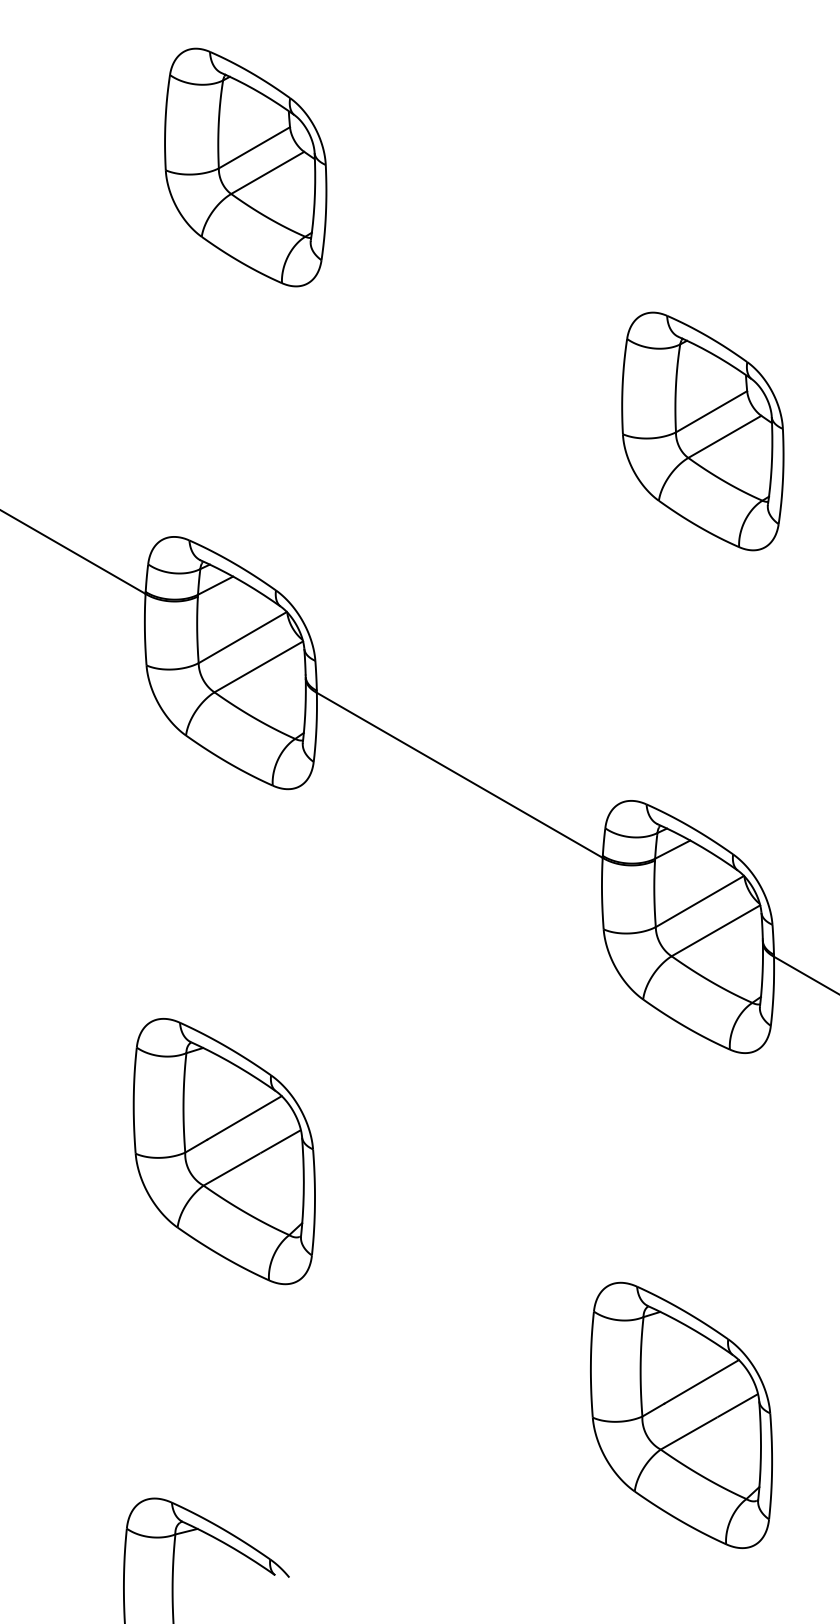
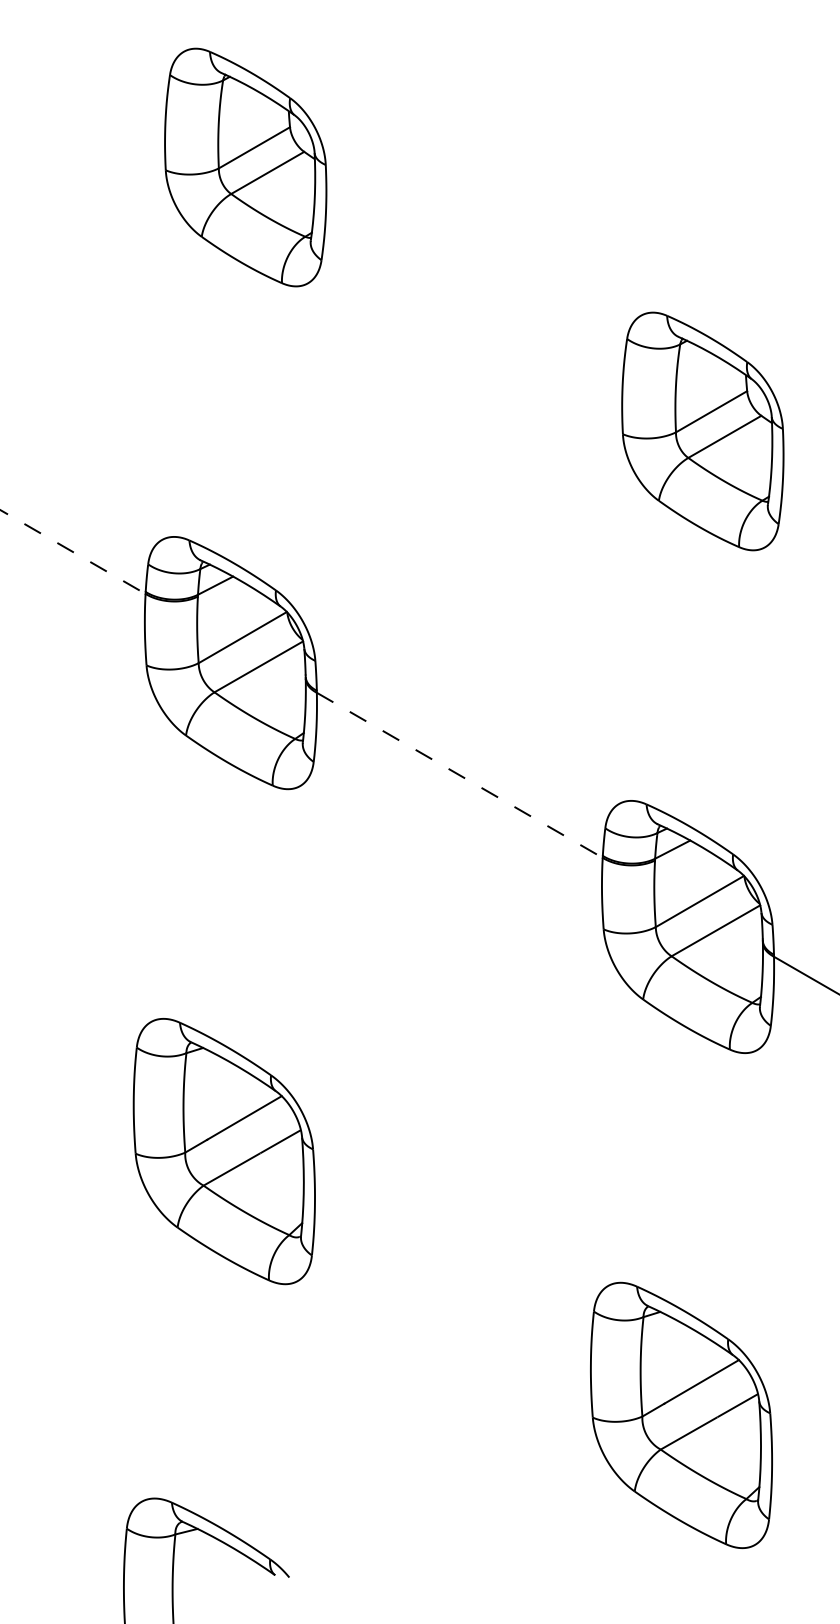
line: solid -> dashed (73, 552)
line: solid -> dashed (460, 775)
